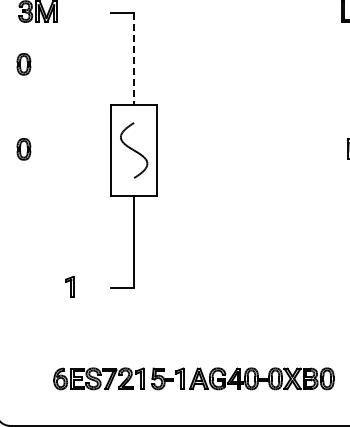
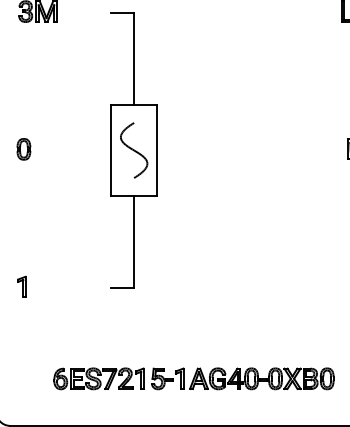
line: dashed -> solid (134, 58)
part: present -> none (23, 64)
part position: (69, 286) -> (21, 286) (21, 286)
